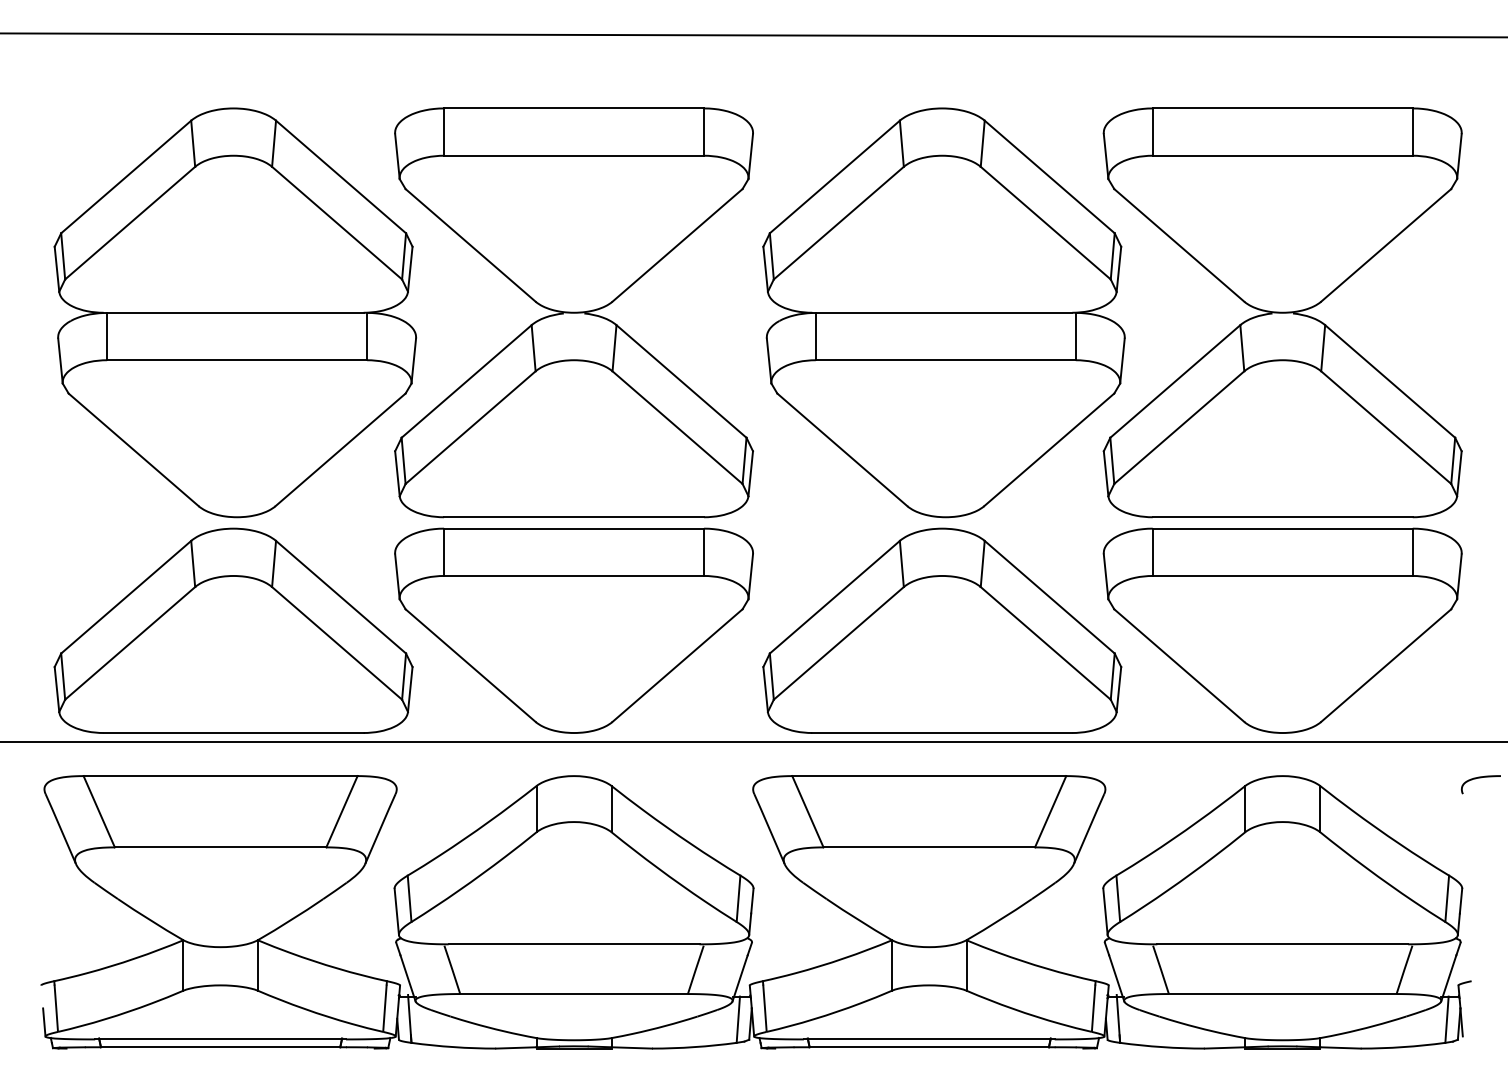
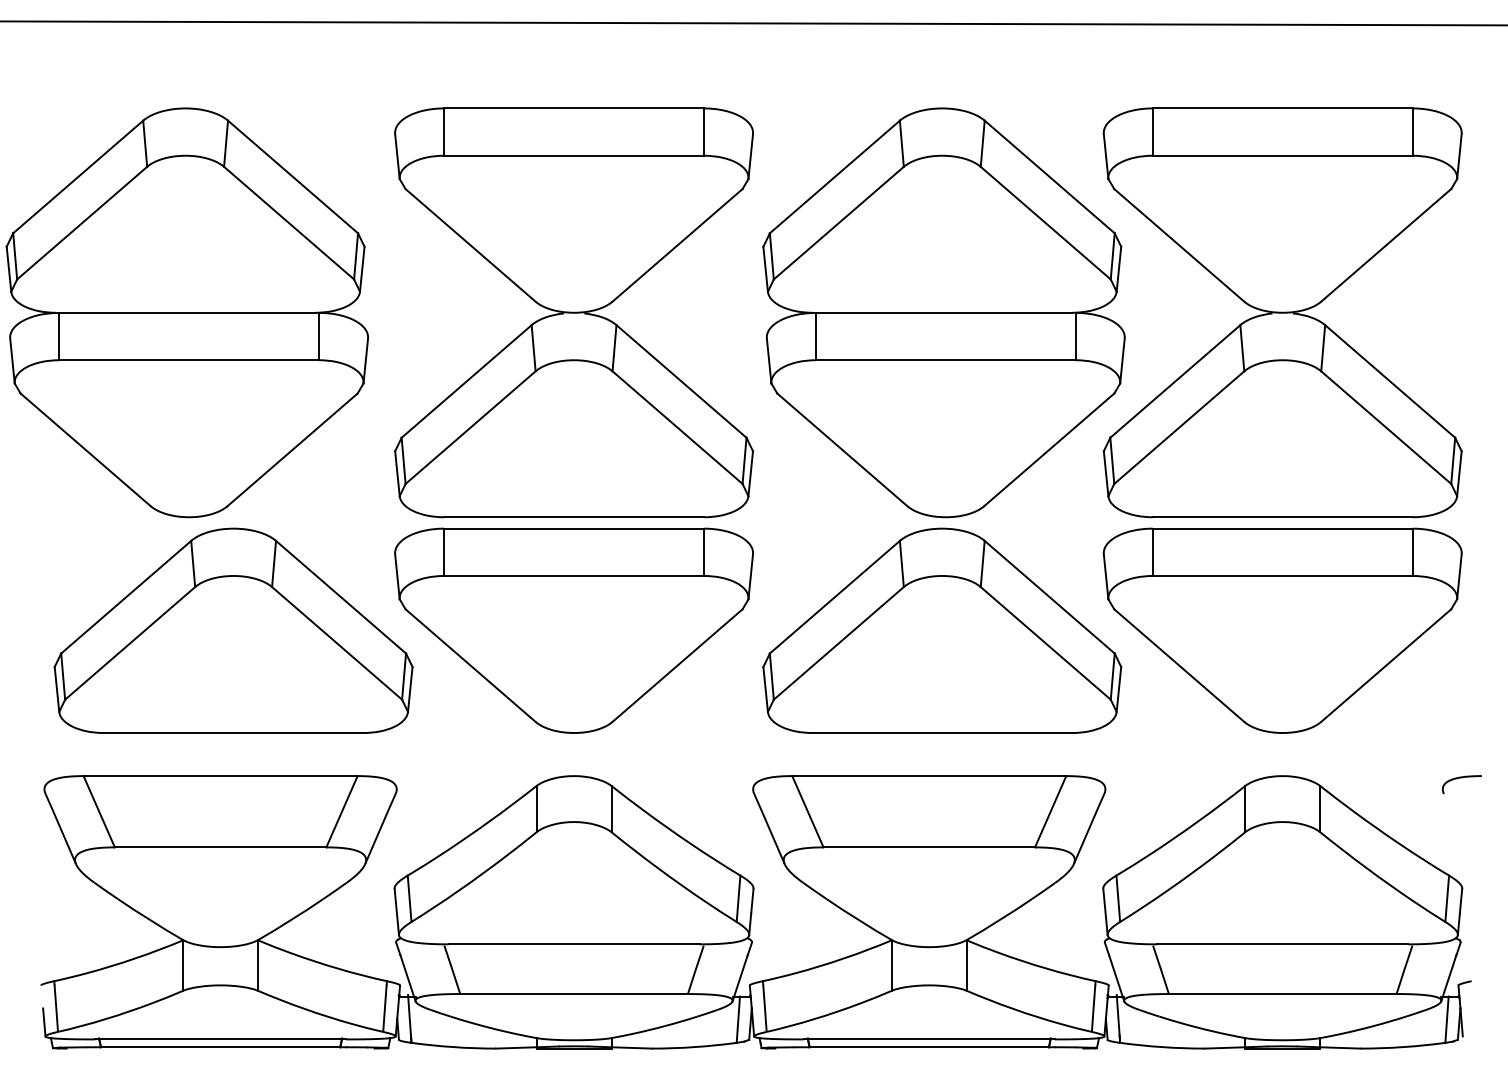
line position: (753, 35) -> (753, 23) (753, 23)
part position: (234, 312) -> (186, 312) (186, 312)
line: present -> none (753, 742)
curve position: (1480, 778) -> (1461, 778) (1461, 778)
